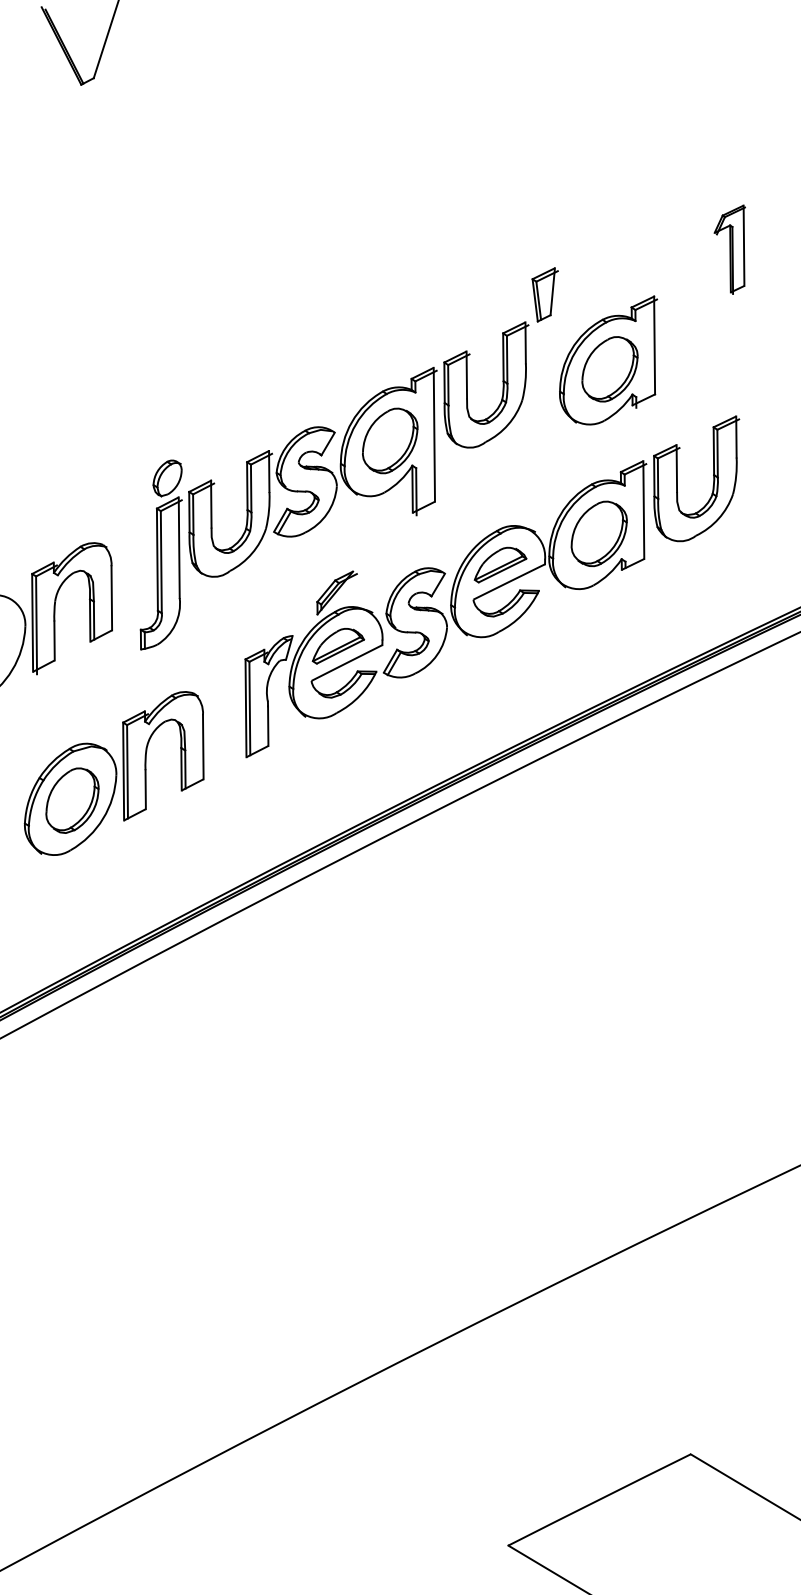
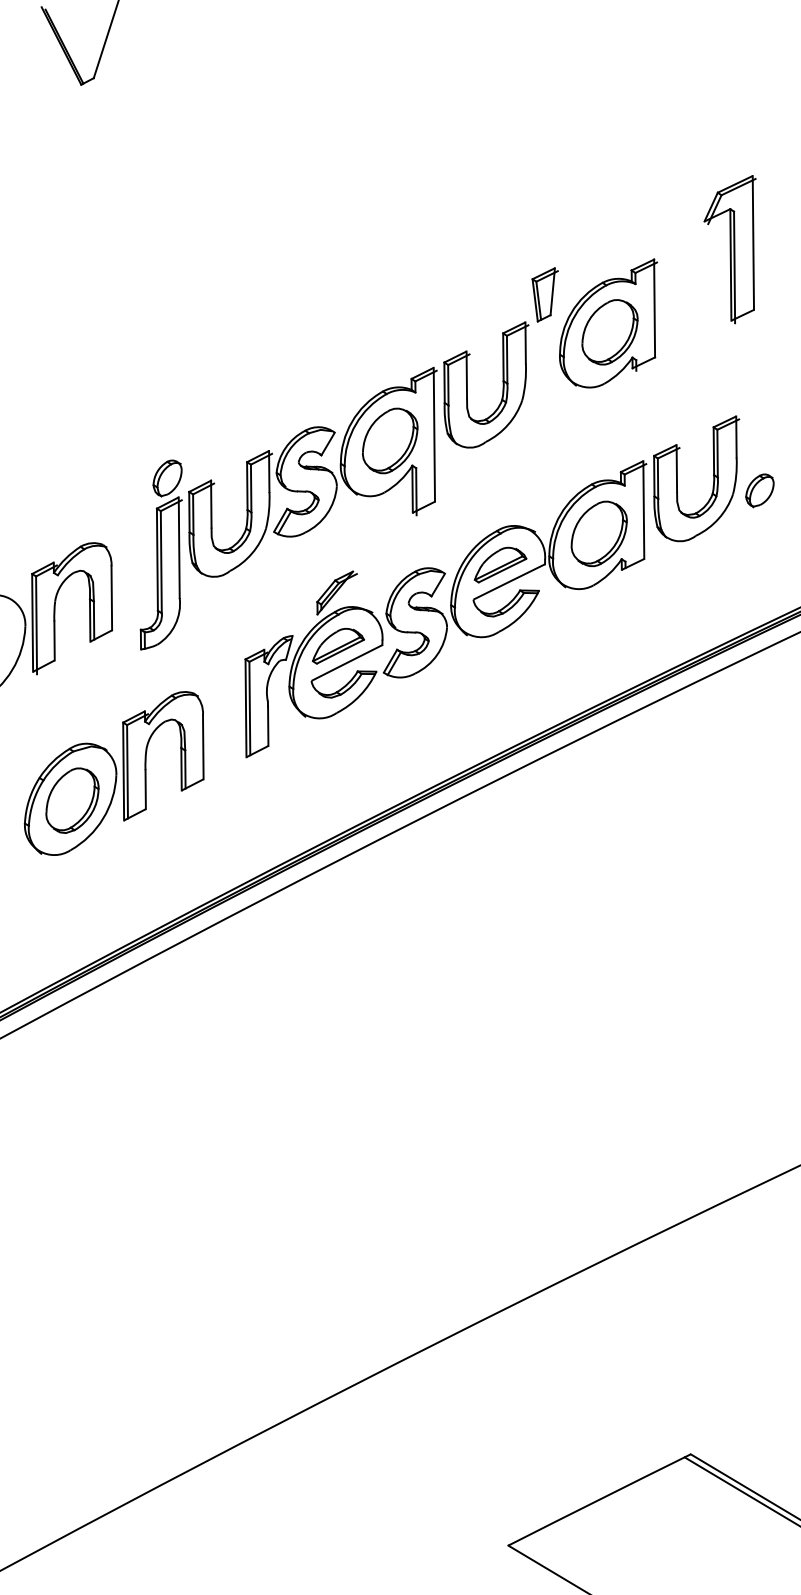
part size: 33x91 px -> 54x150 px (729, 249)
part position: (608, 360) -> (608, 323) (608, 323)
part: none -> present (759, 490)
line: none -> present (740, 1490)
